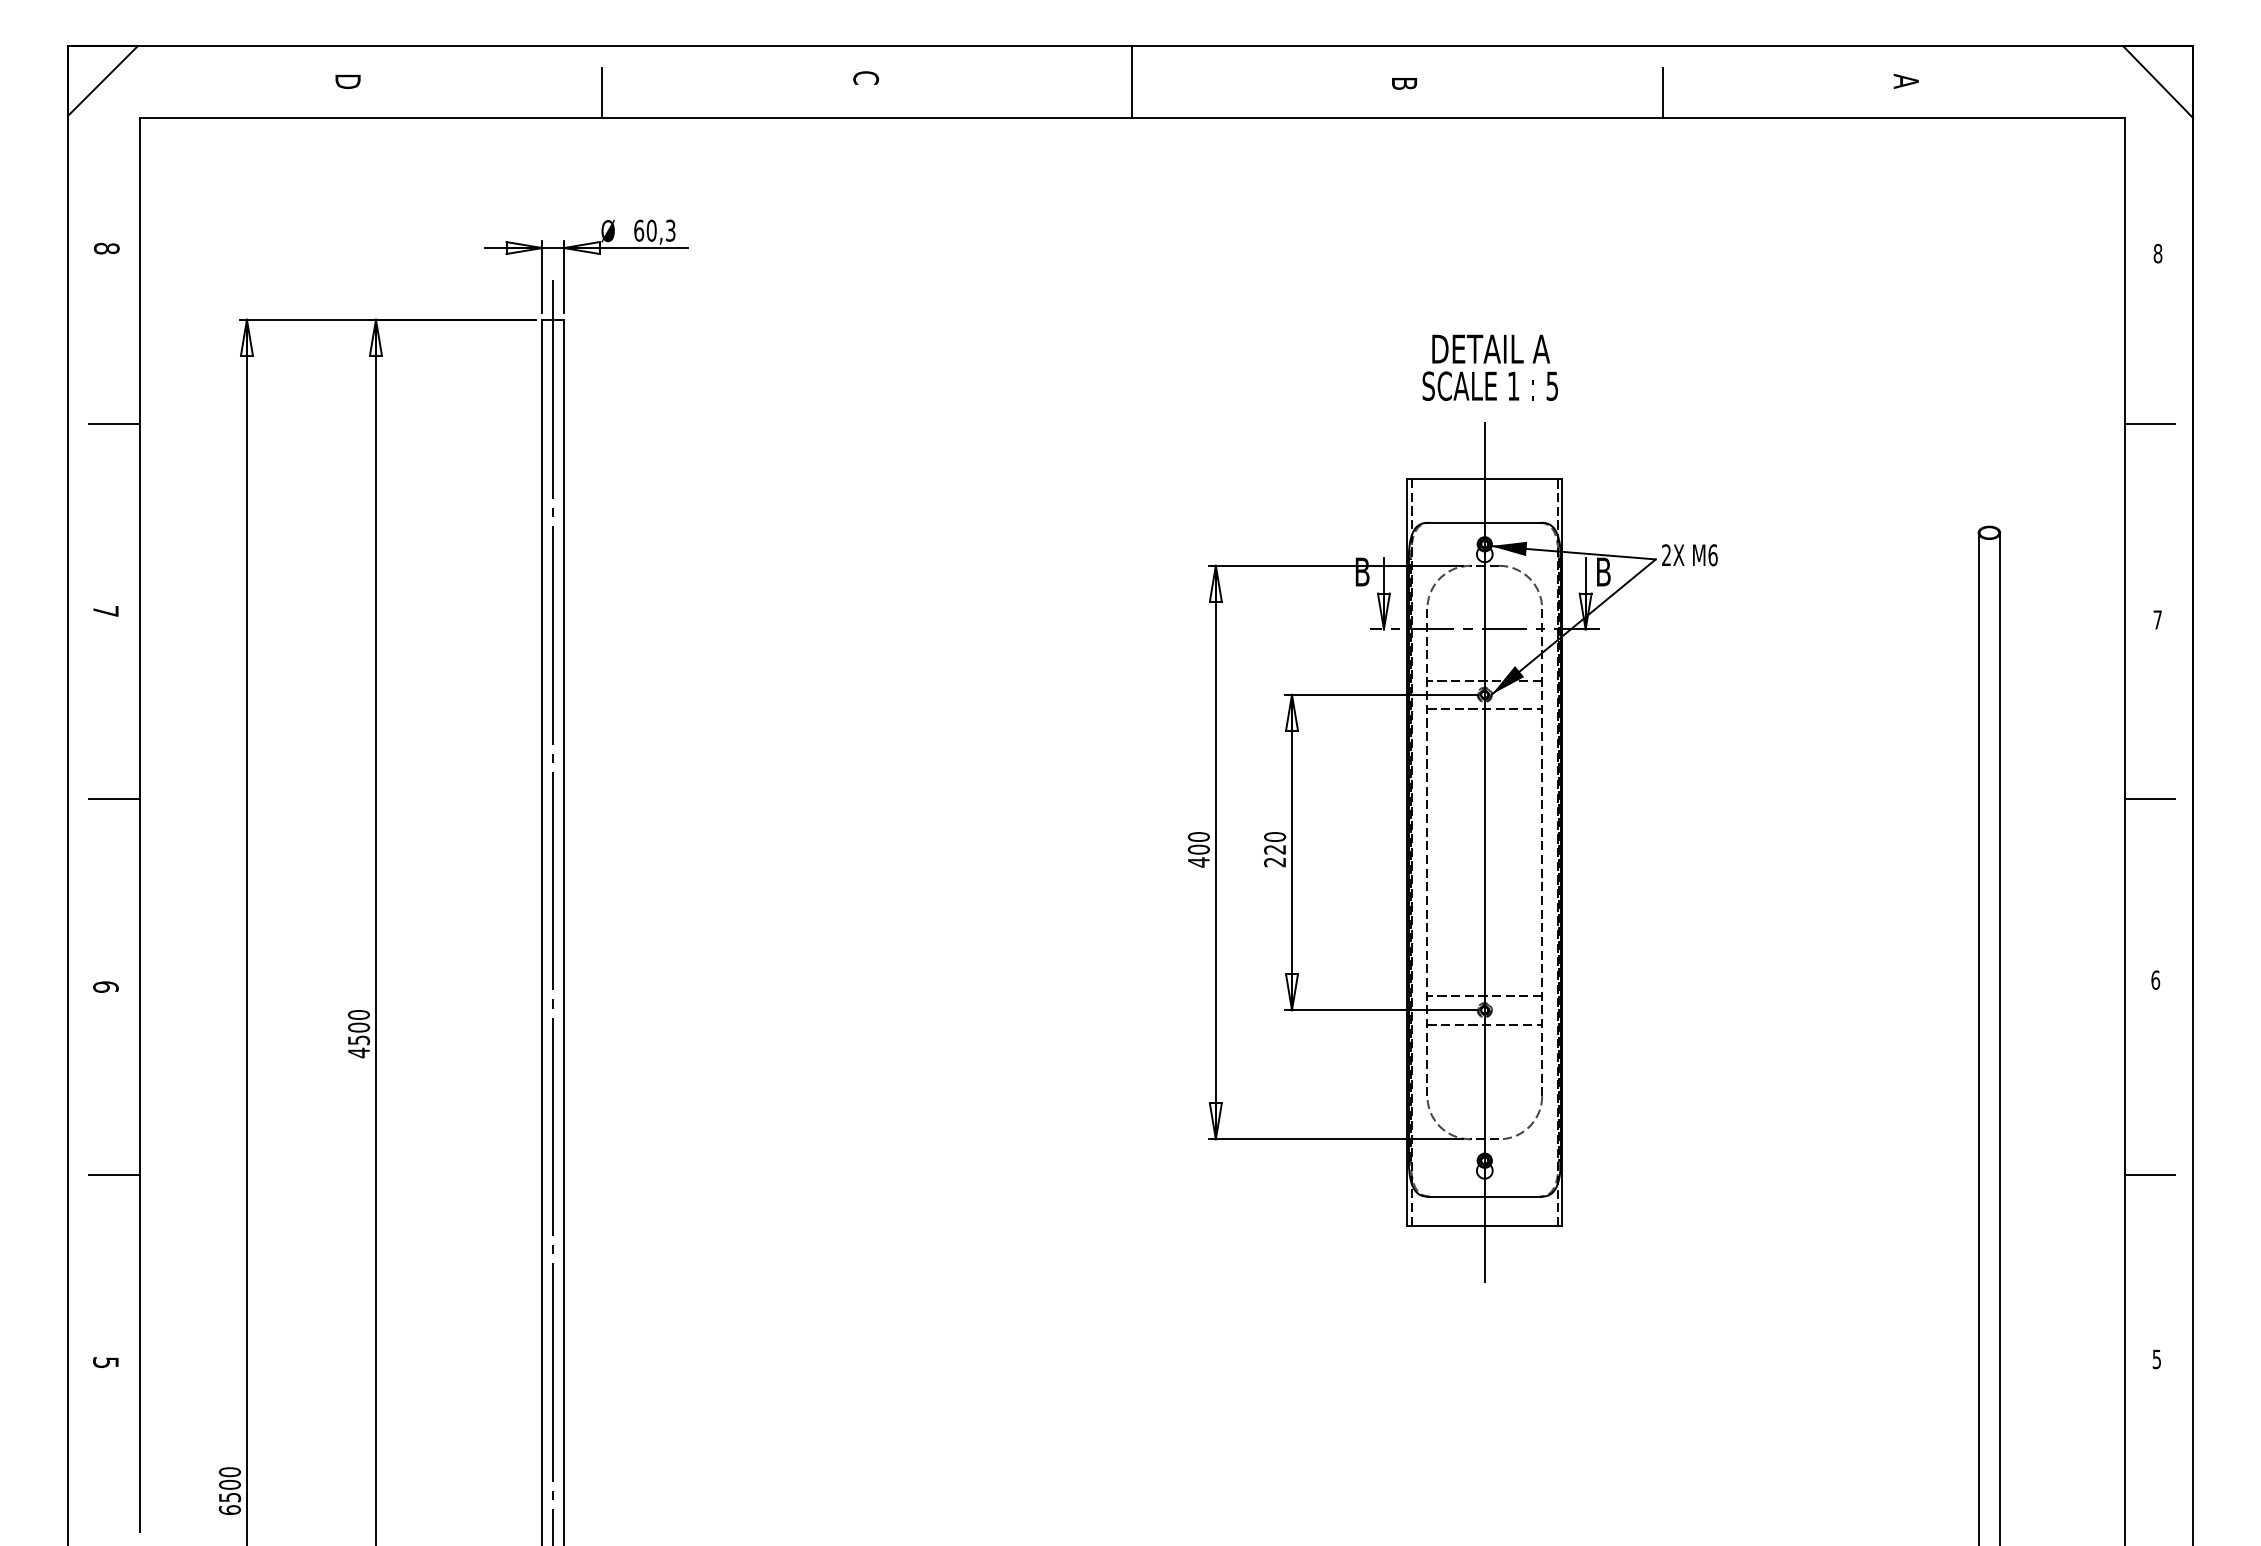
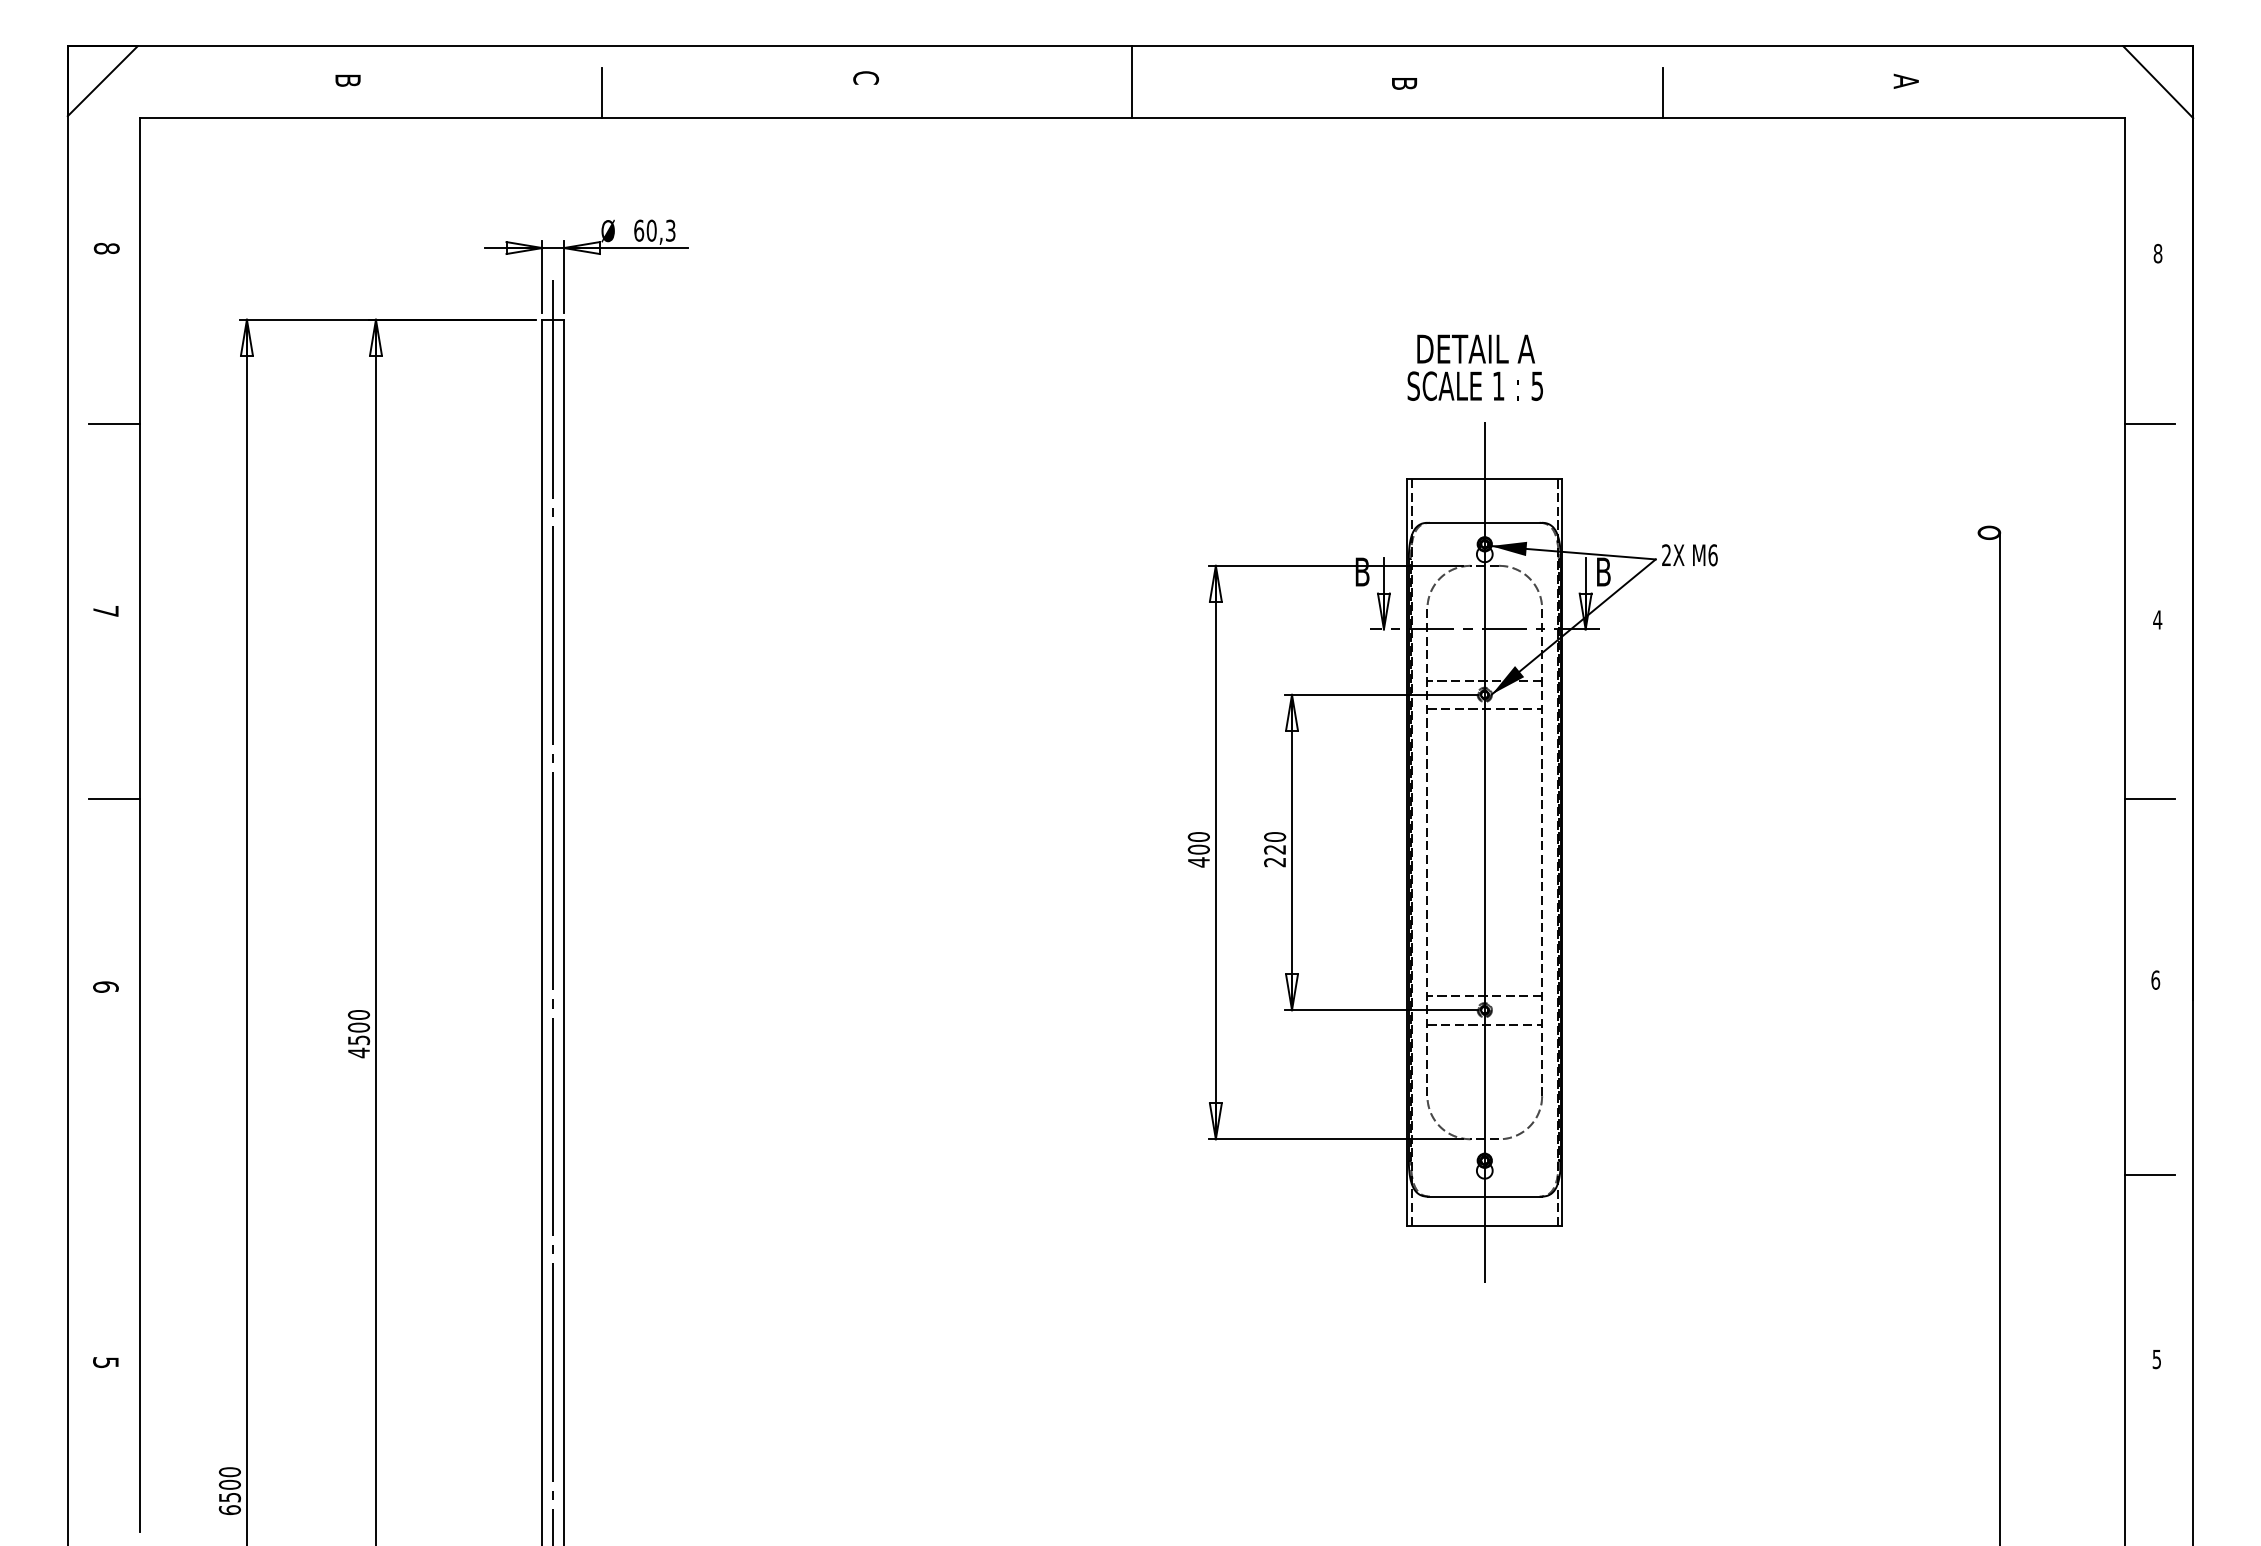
text: D -> B (347, 82)
text position: (1489, 367) -> (1474, 367) (1474, 367)
text: 7 -> 4 (2157, 619)
line: present -> none (1978, 1037)
line: present -> none (114, 1175)
